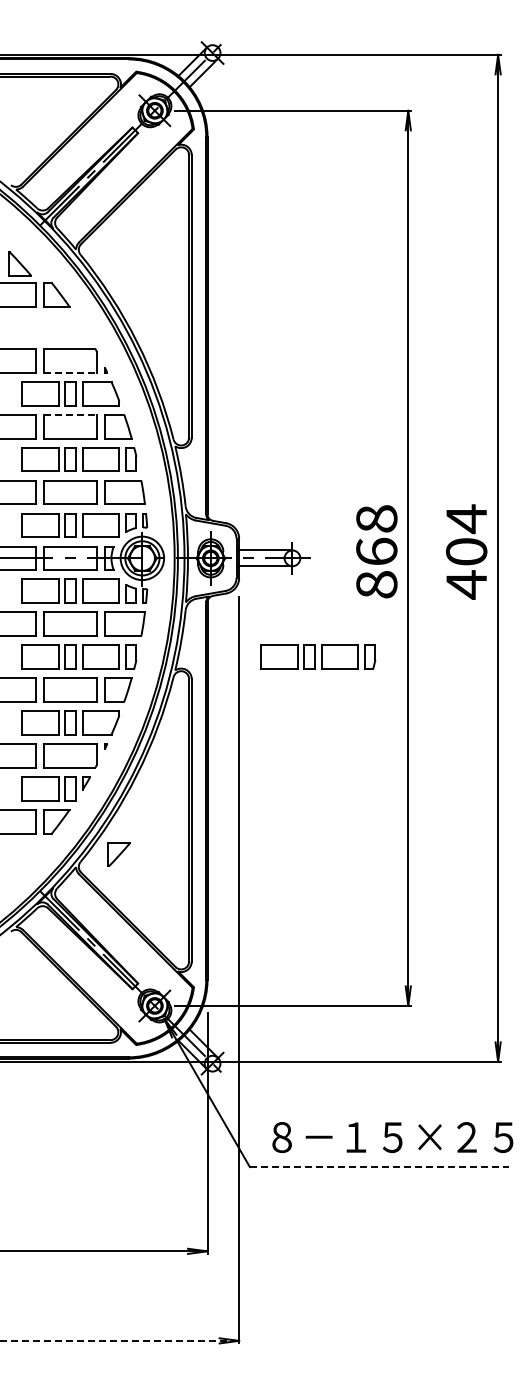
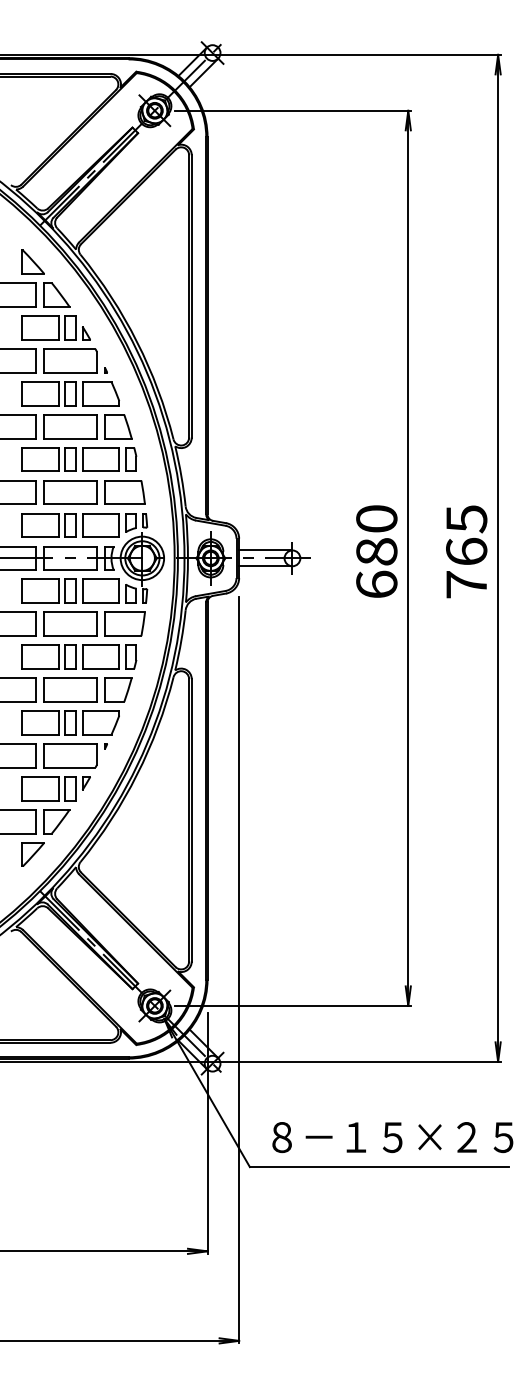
part position: (19, 263) -> (32, 261) (32, 261)
part: none -> present (55, 327)
line: dashed -> solid (71, 372)
line: dashed -> solid (71, 414)
text: 868 -> 680 (376, 551)
text: 404 -> 765 (466, 551)
part: present -> none (318, 656)
part position: (118, 854) -> (32, 854) (32, 854)
line: dashed -> solid (379, 1167)
line: dashed -> solid (120, 1340)
